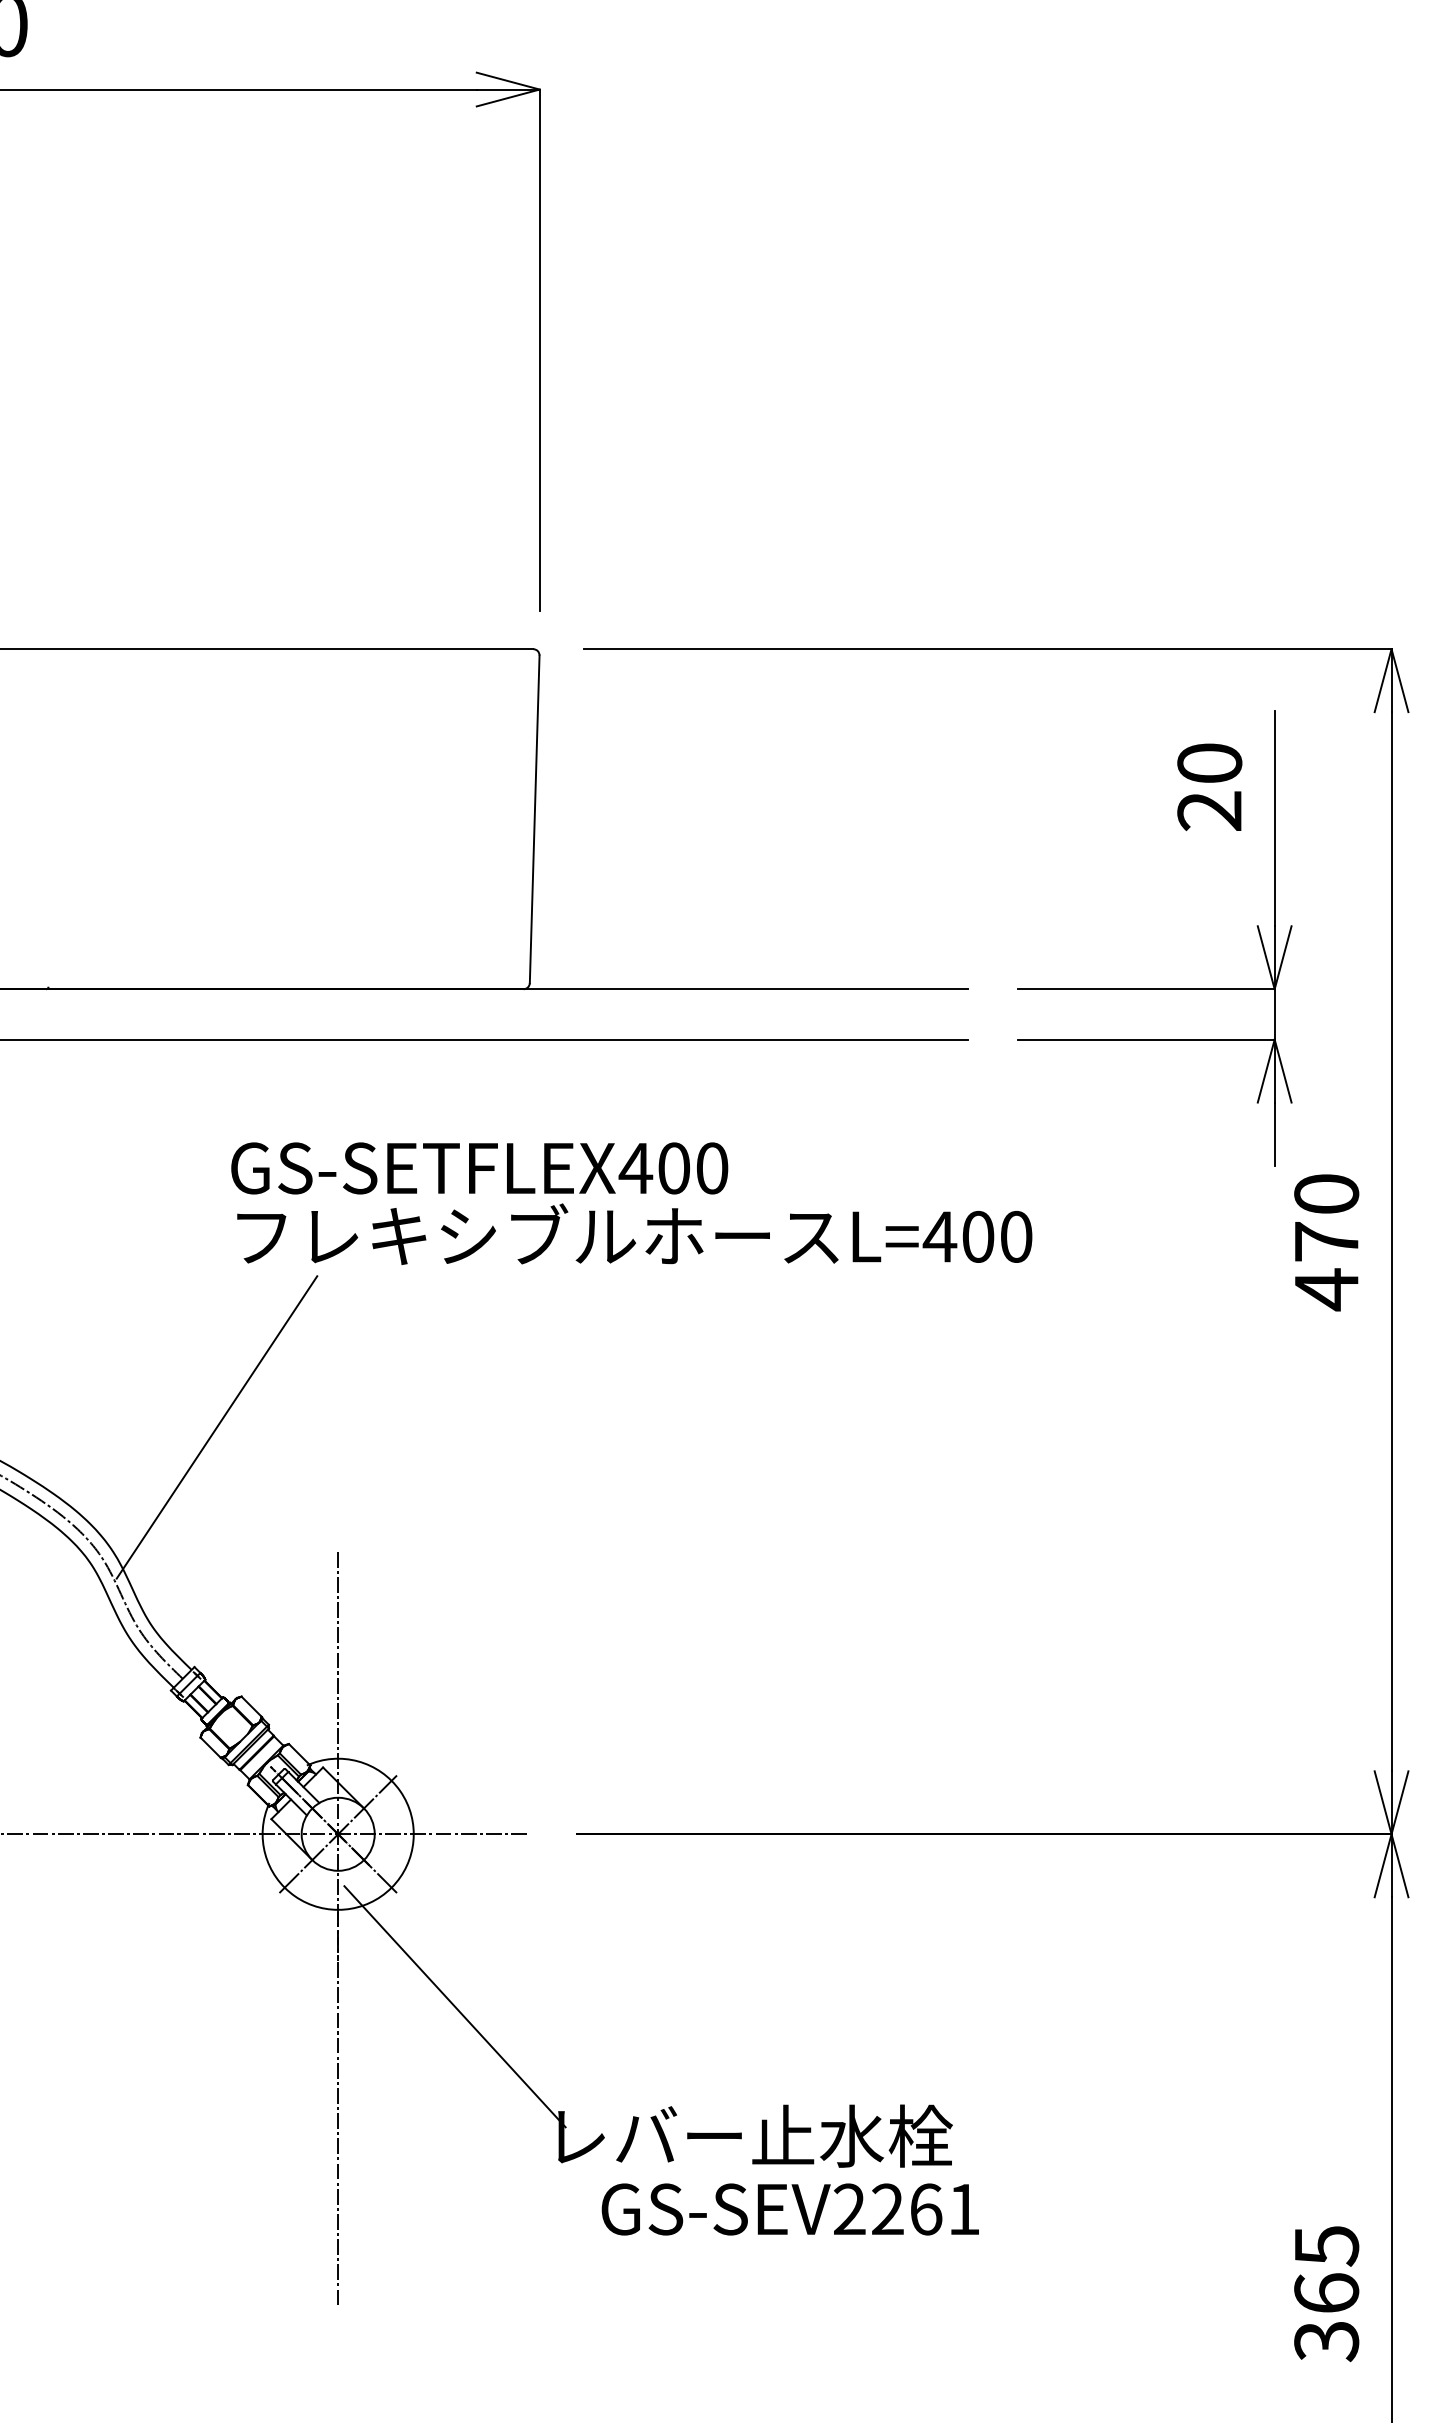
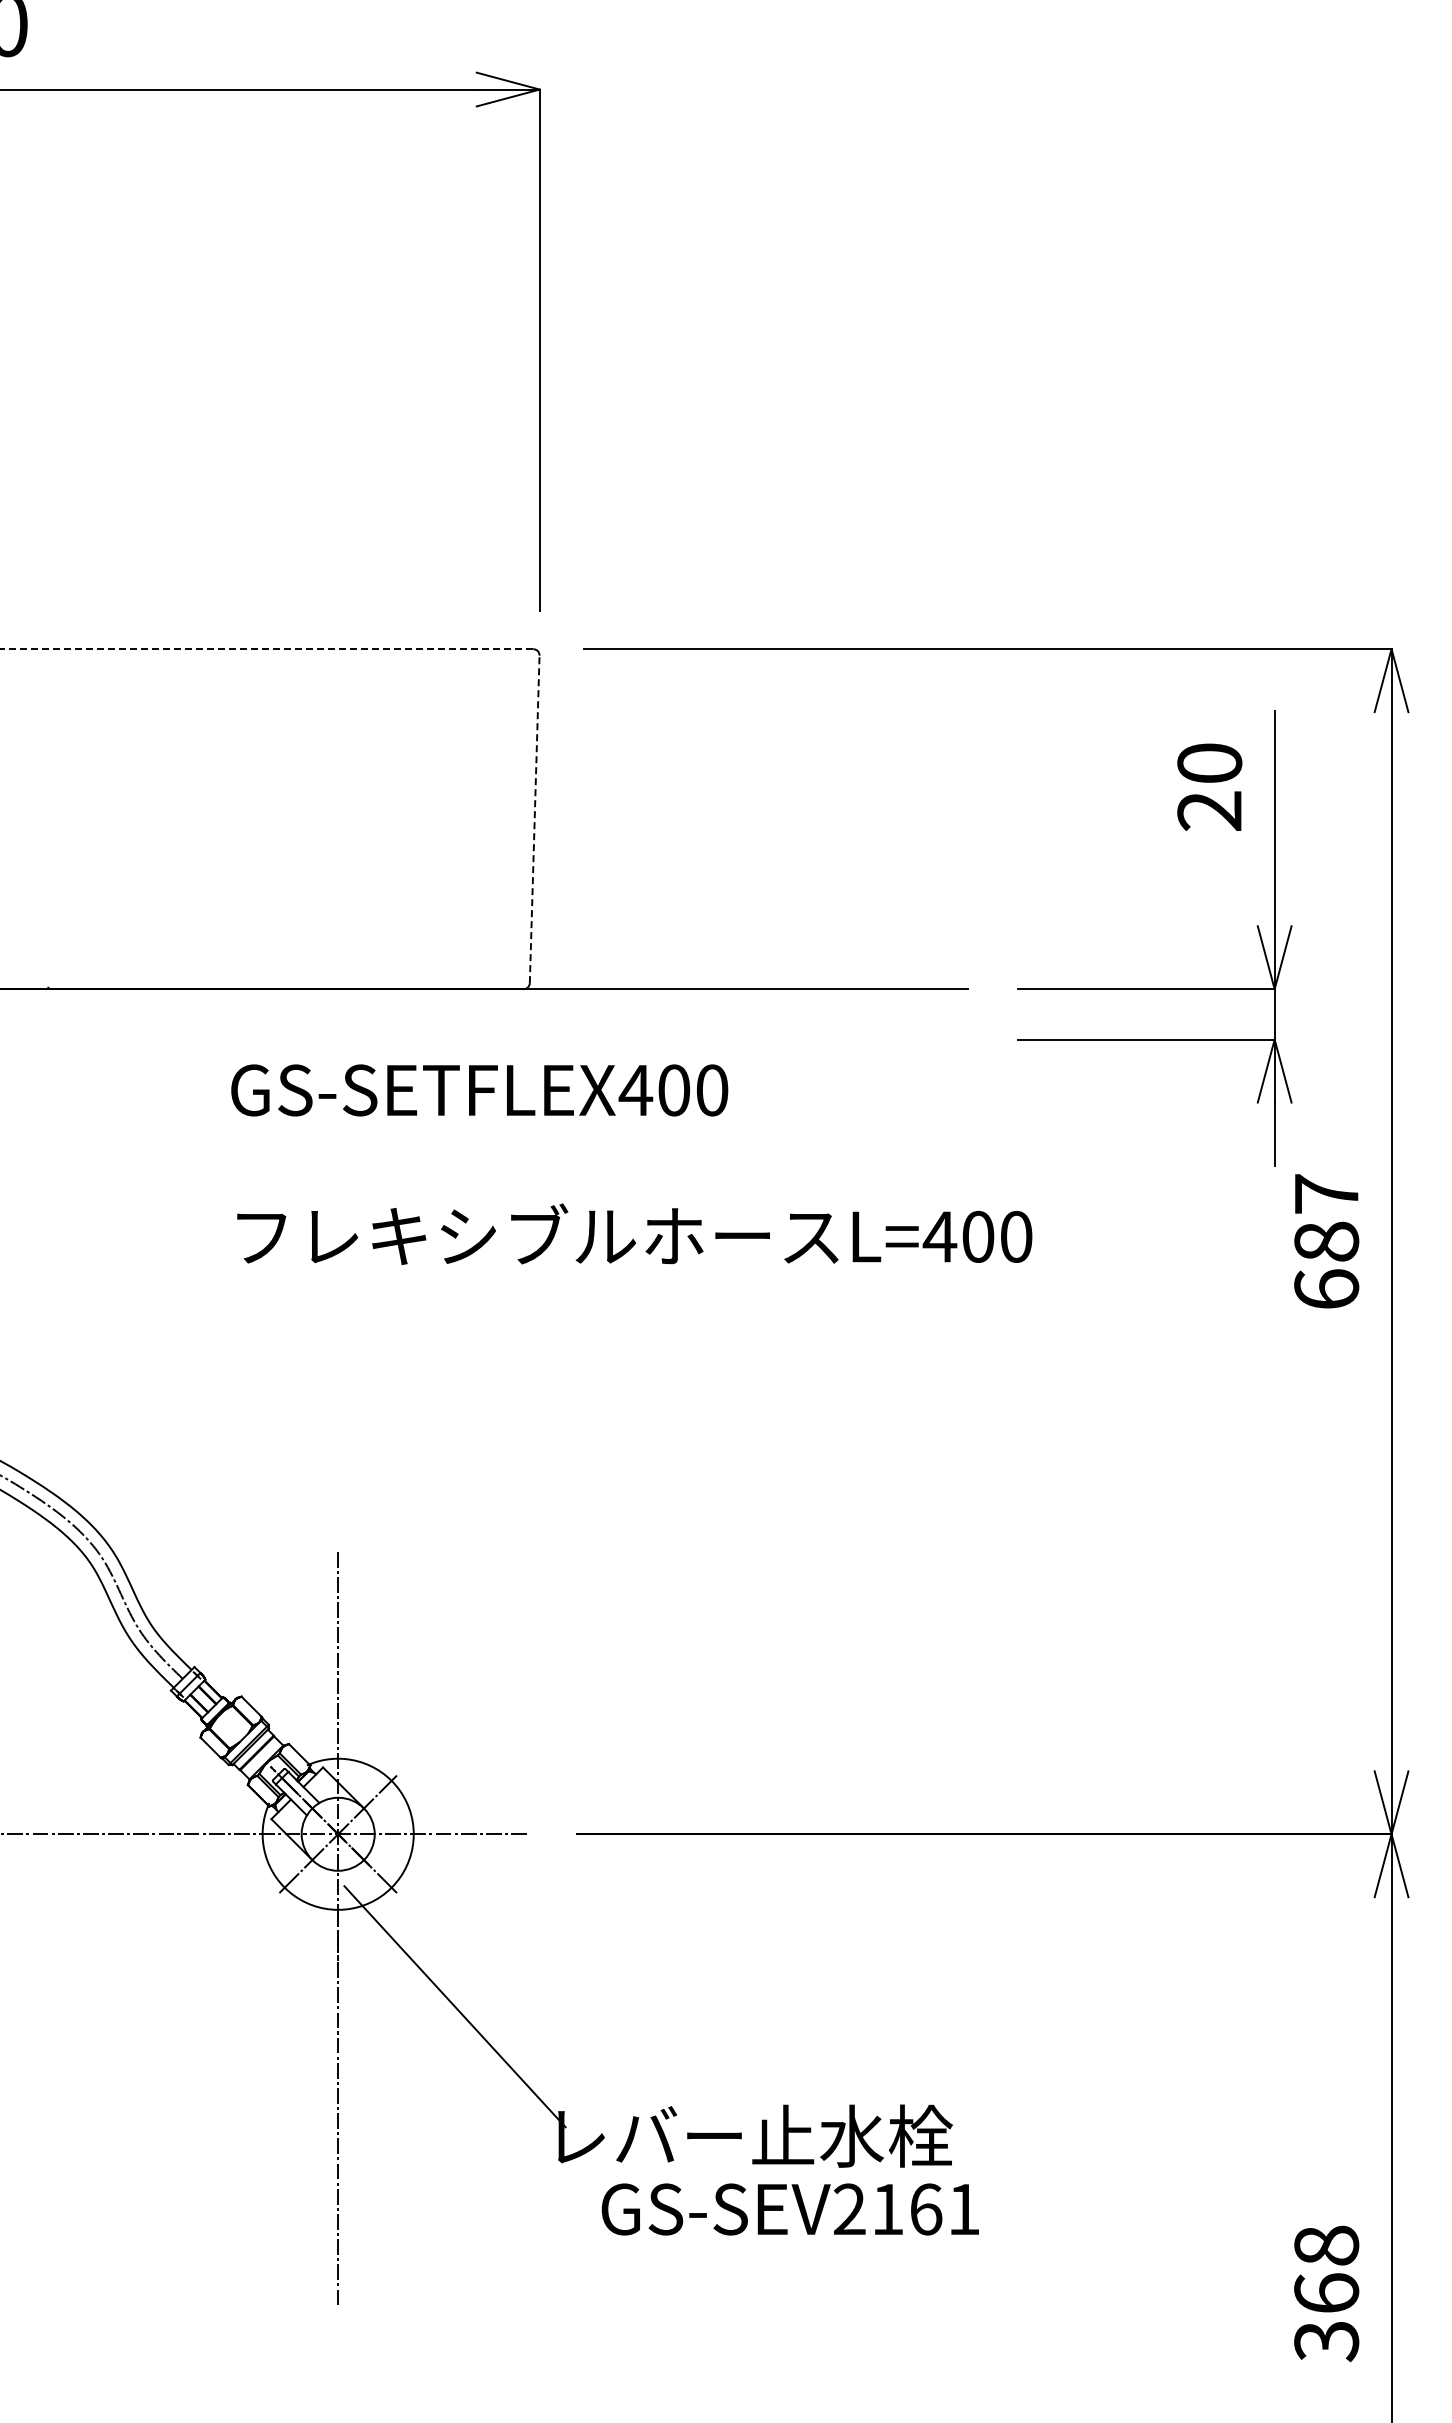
line: solid -> dashed (266, 649)
line: solid -> dashed (534, 819)
line: present -> none (484, 1039)
text position: (479, 1168) -> (479, 1090) (479, 1090)
text: 470 -> 687 (1326, 1242)
line: present -> none (216, 1427)
text: GS-SEV2261 -> GS-SEV2161 (887, 2208)
text: 365 -> 368 (1326, 2245)
